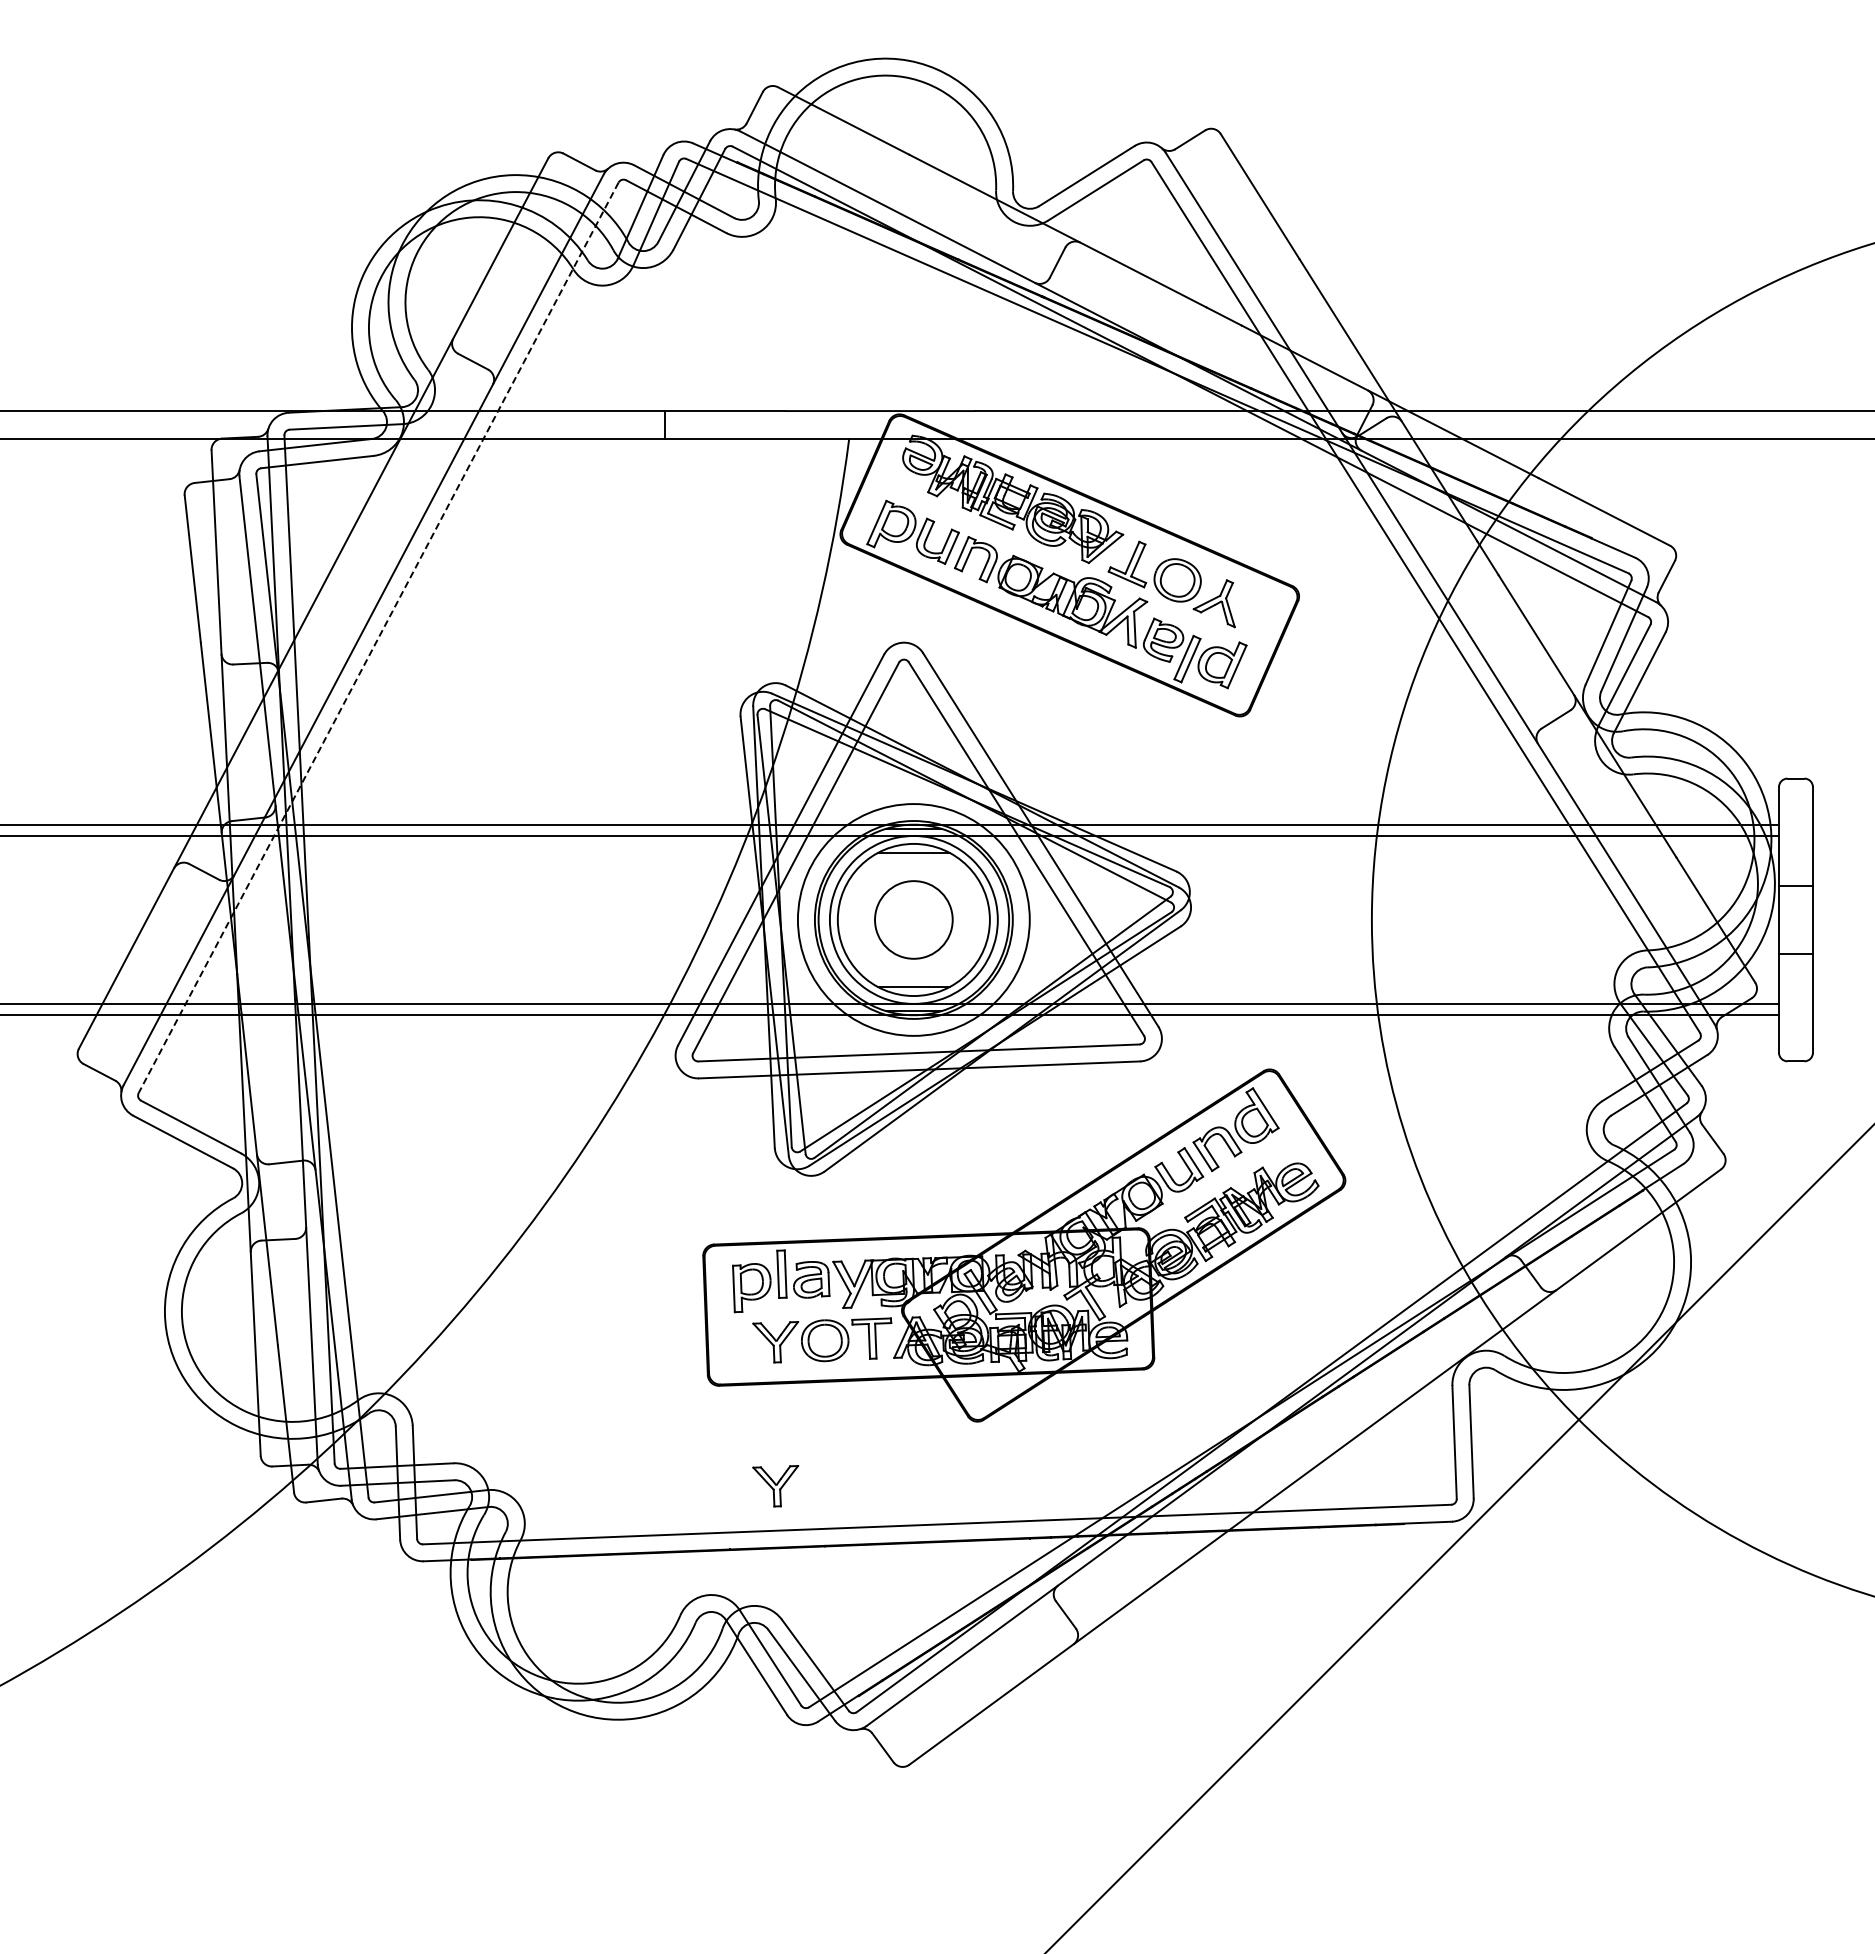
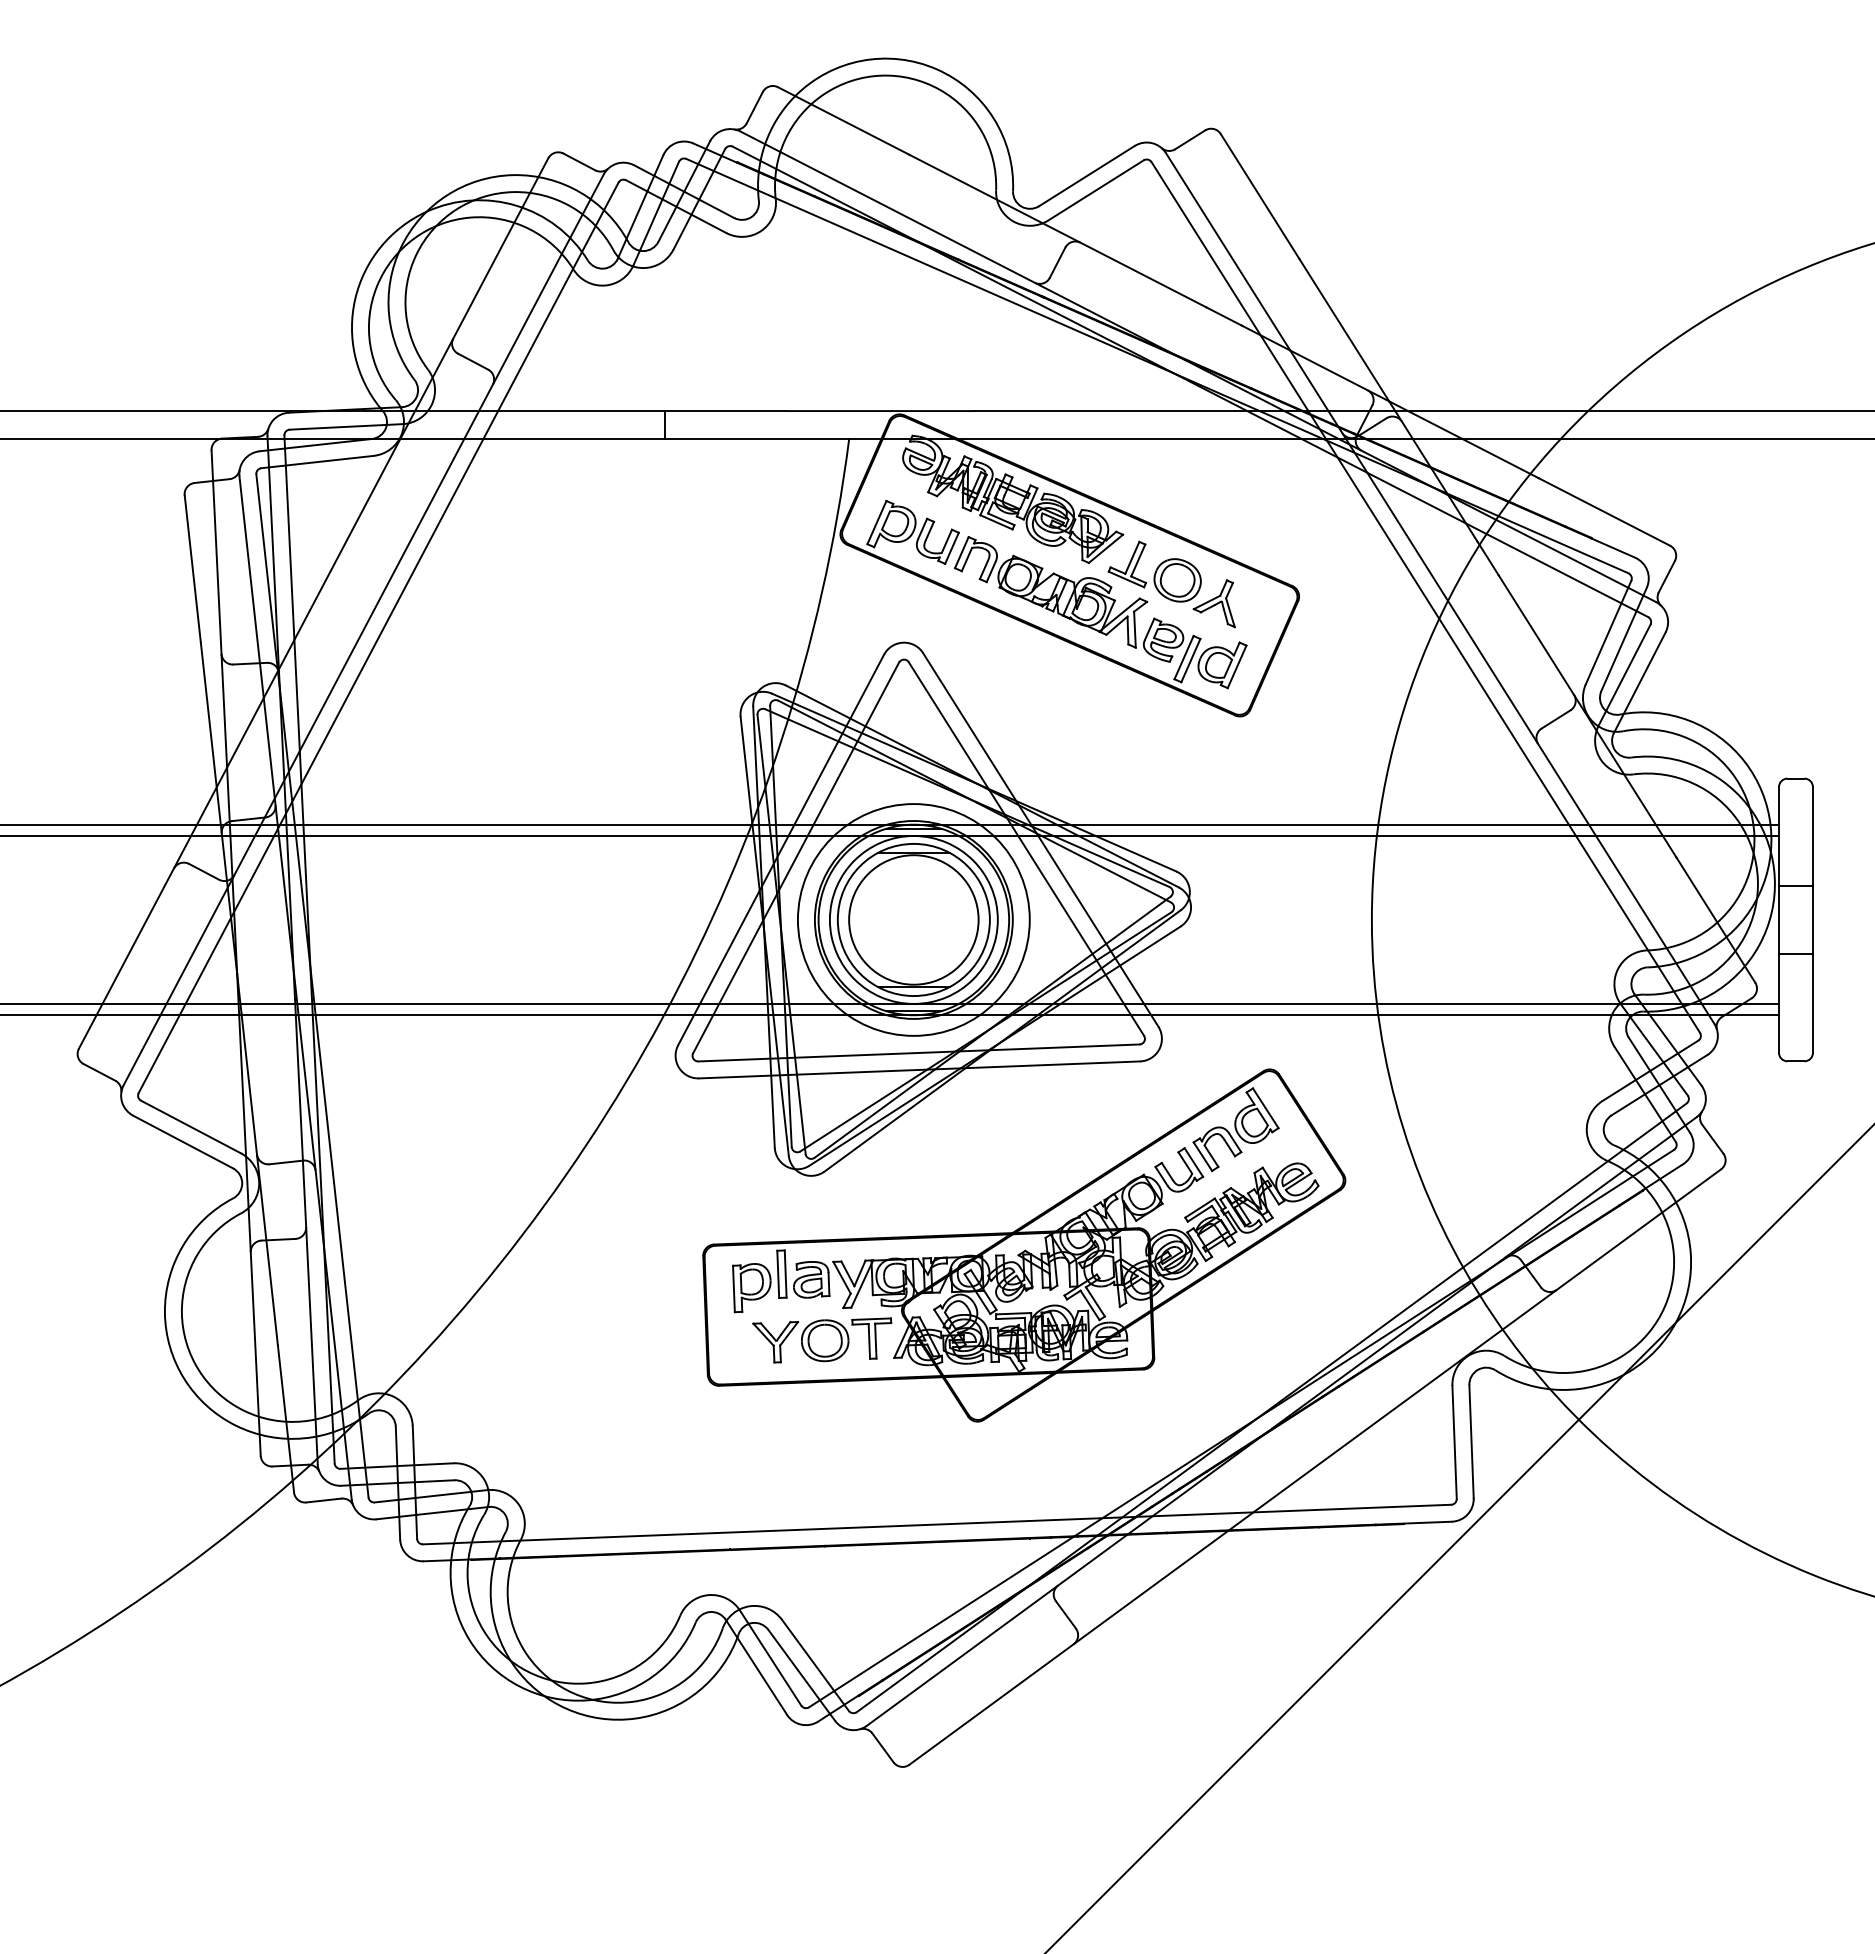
line: dashed -> solid (378, 637)
circle diameter: 78 px -> 129 px (913, 919)
part: present -> none (775, 1486)
